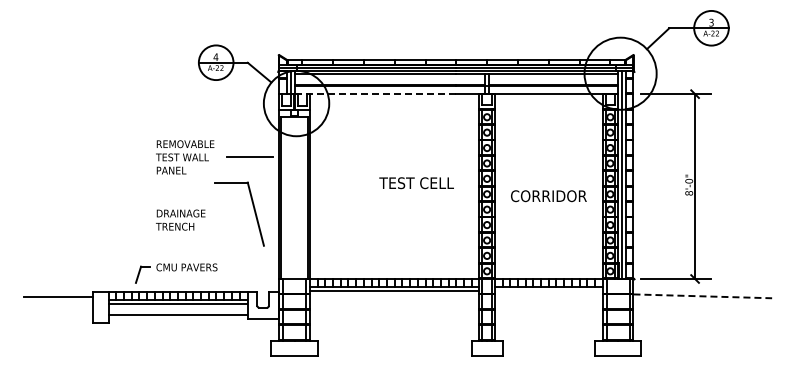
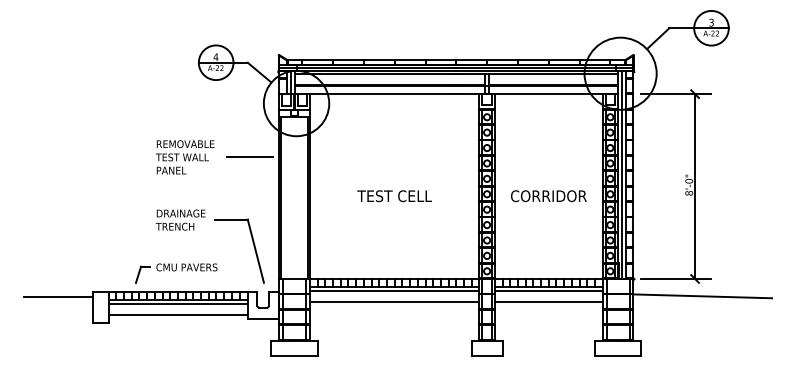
line: dashed -> solid (375, 94)
text position: (416, 183) -> (394, 196) (394, 196)
part position: (253, 209) -> (253, 246) (253, 246)
line: none -> present (548, 290)
line: dashed -> solid (703, 296)
line: none -> present (394, 302)
line: none -> present (548, 302)
